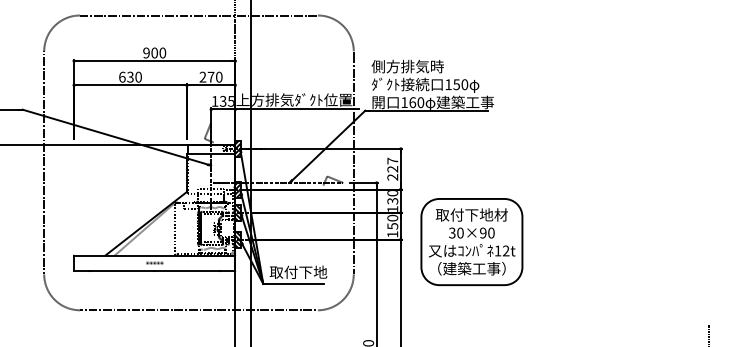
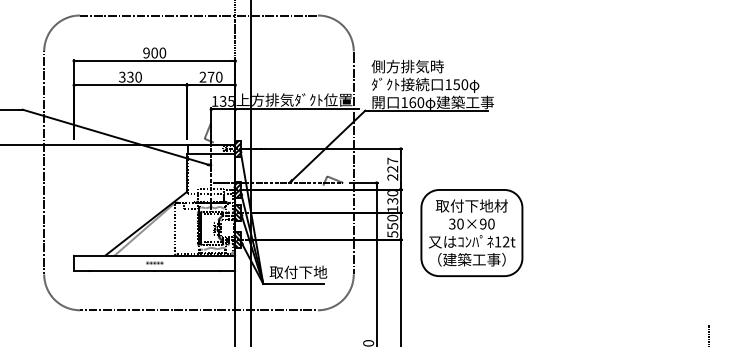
text: 630 -> 330 (122, 76)
text: 150 -> 550 (392, 234)
part position: (471, 241) -> (471, 232) (471, 232)
